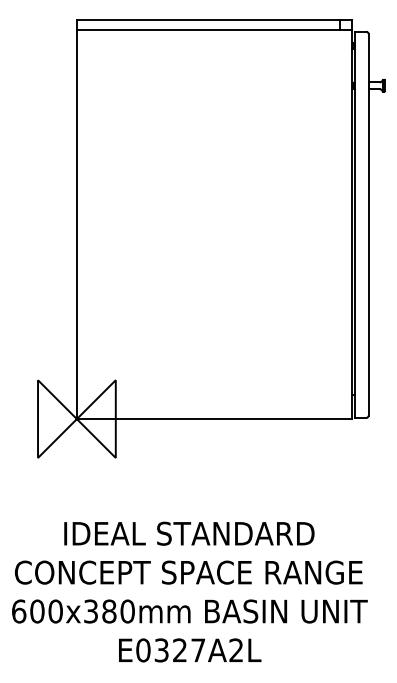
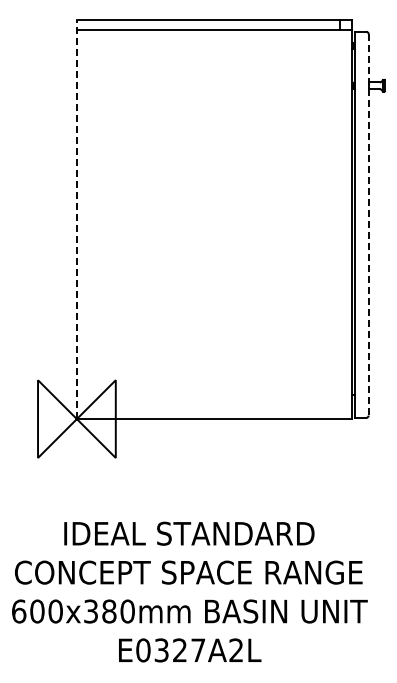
line: solid -> dashed (76, 219)
line: solid -> dashed (368, 224)
